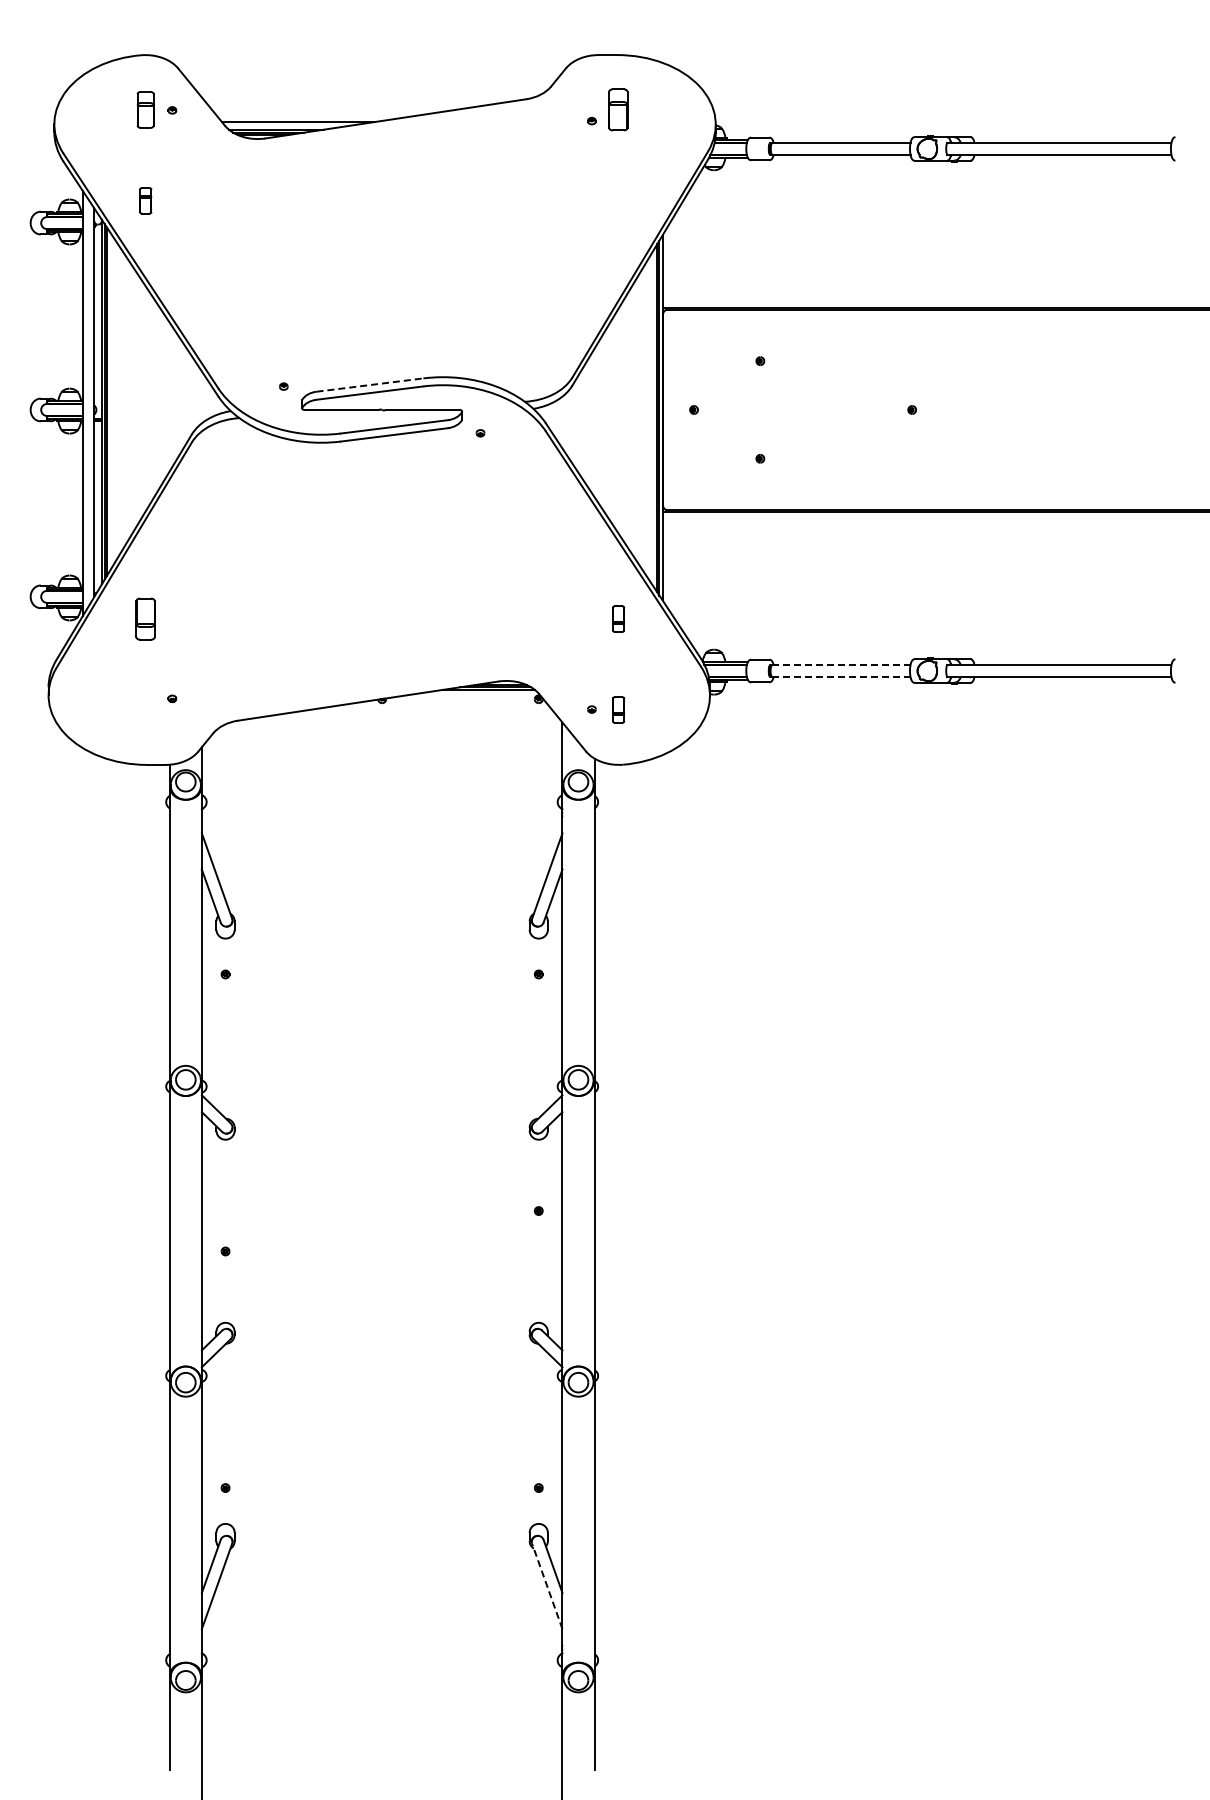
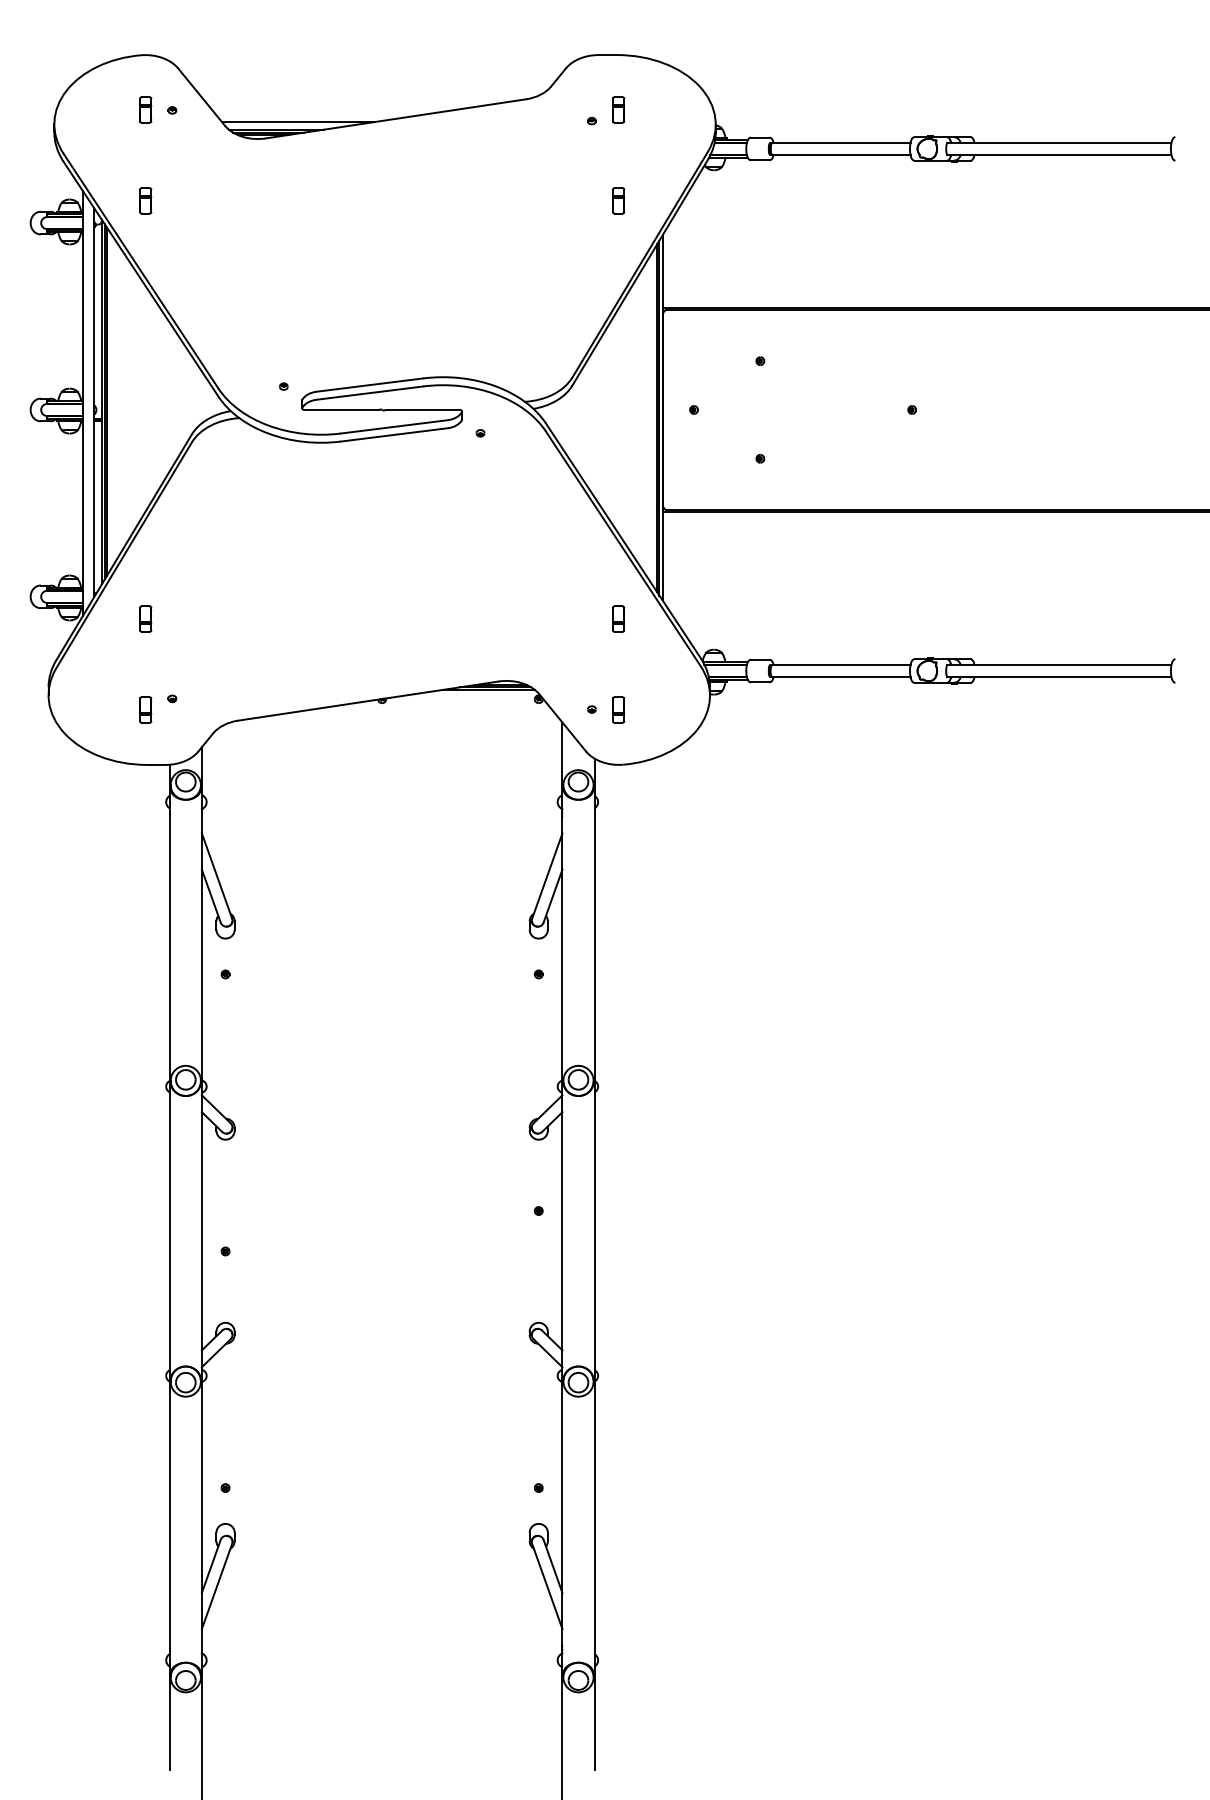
part size: 19x38 px -> 14x28 px (145, 109)
part size: 21x44 px -> 14x28 px (618, 109)
part: none -> present (618, 200)
line: dashed -> solid (369, 385)
part size: 21x44 px -> 14x28 px (145, 618)
line: dashed -> solid (841, 664)
line: dashed -> solid (841, 677)
part: none -> present (145, 709)
line: dashed -> solid (547, 1585)
